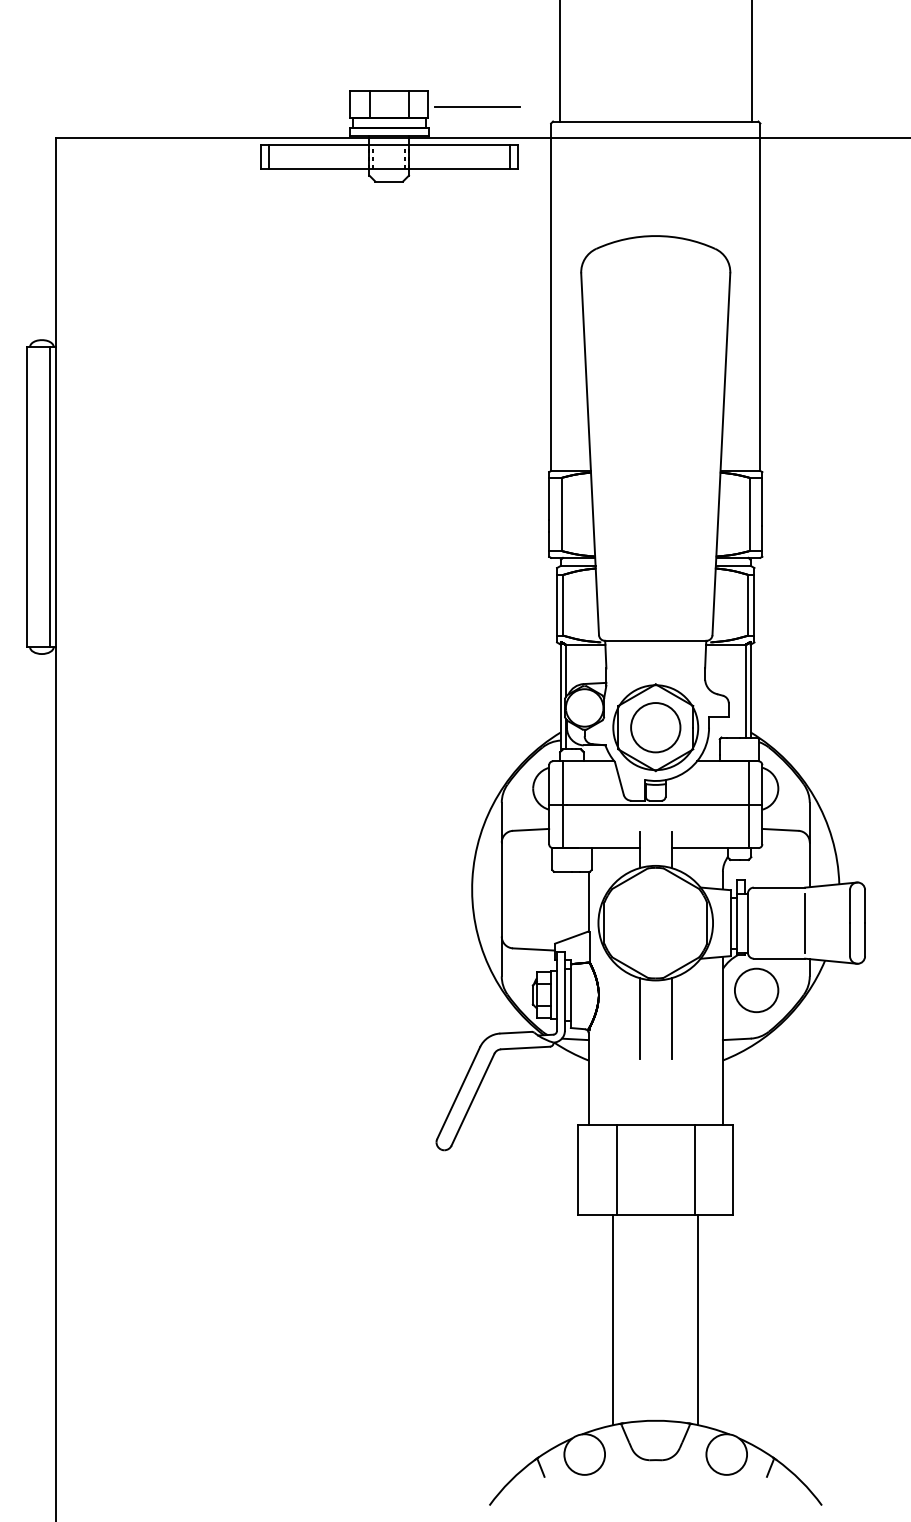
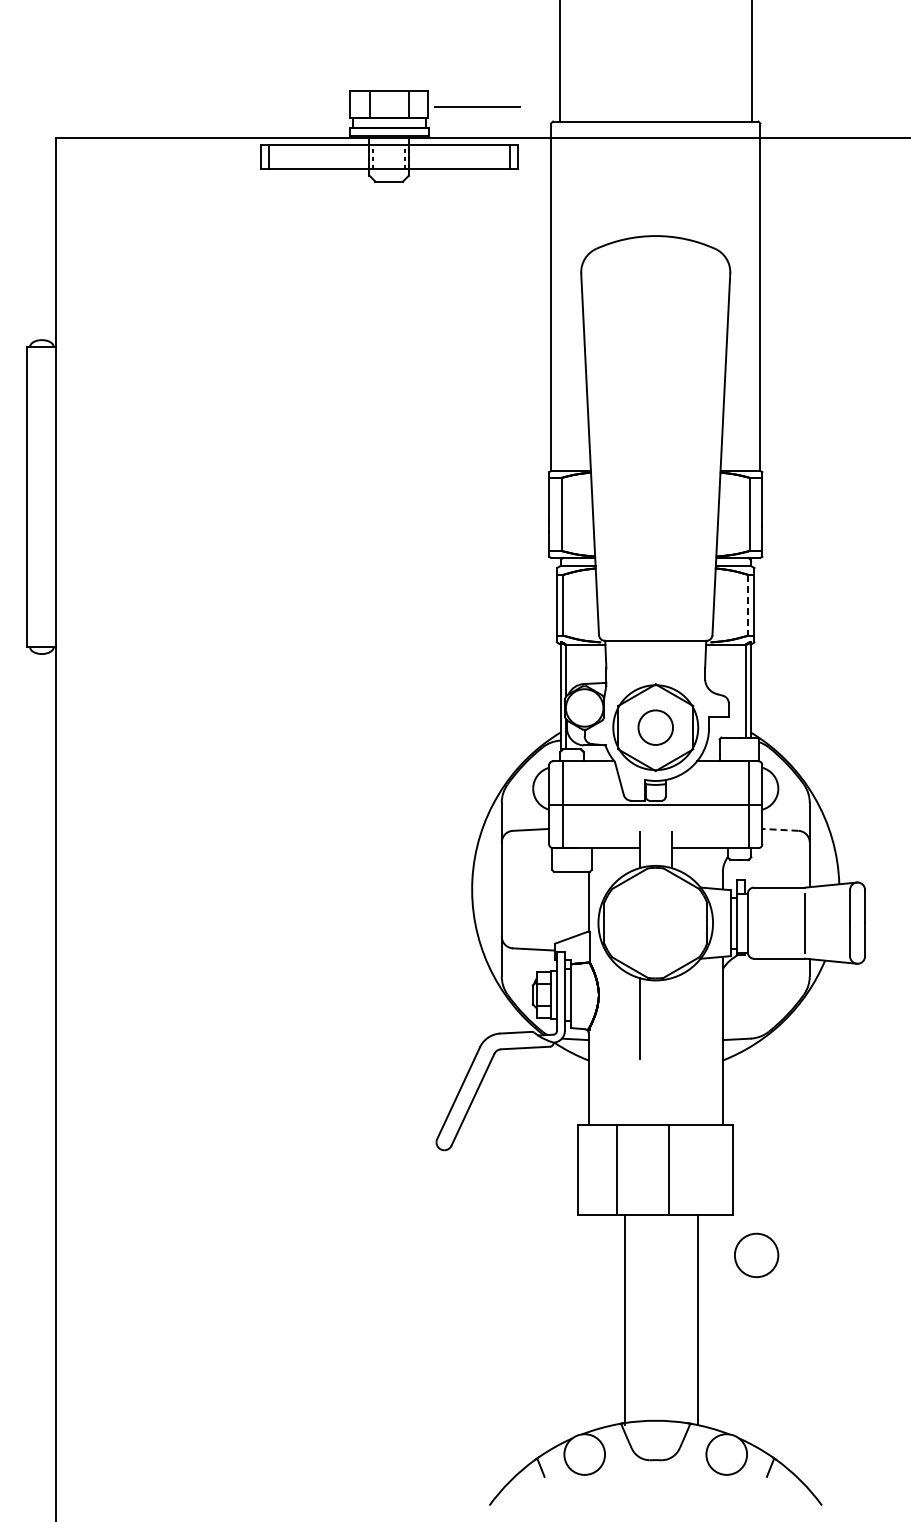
line: present -> none (50, 497)
line: solid -> dashed (748, 605)
circle diameter: 49 px -> 35 px (655, 727)
line: solid -> dashed (779, 829)
circle position: (756, 990) -> (756, 1255) (756, 1255)
line: present -> none (671, 1018)
line position: (694, 1169) -> (668, 1169) (668, 1169)
line position: (613, 1320) -> (625, 1320) (625, 1320)
